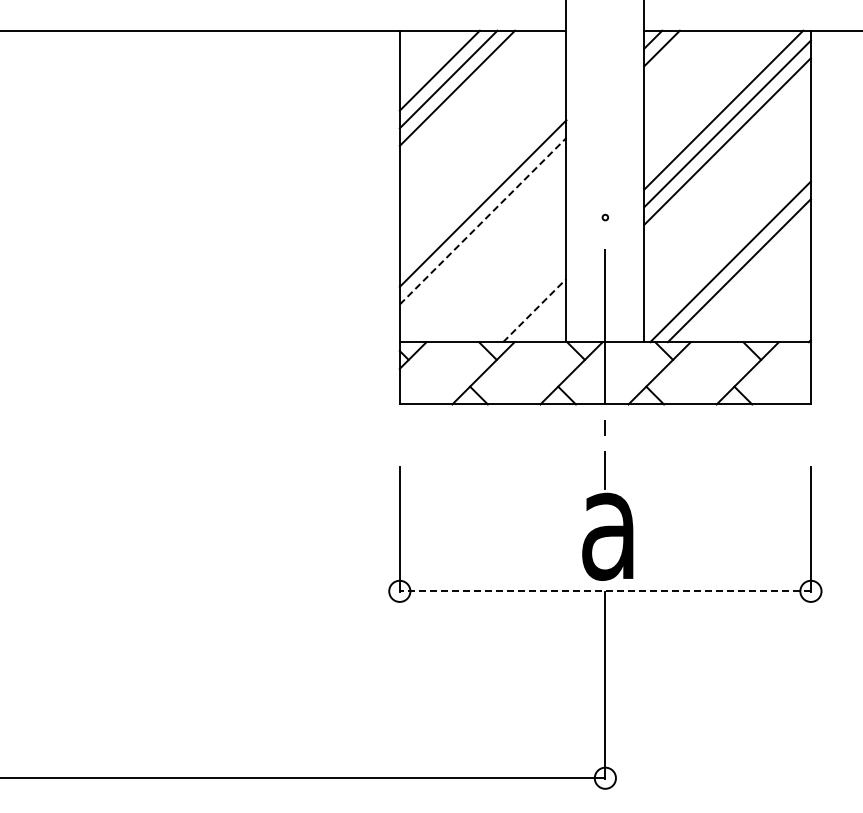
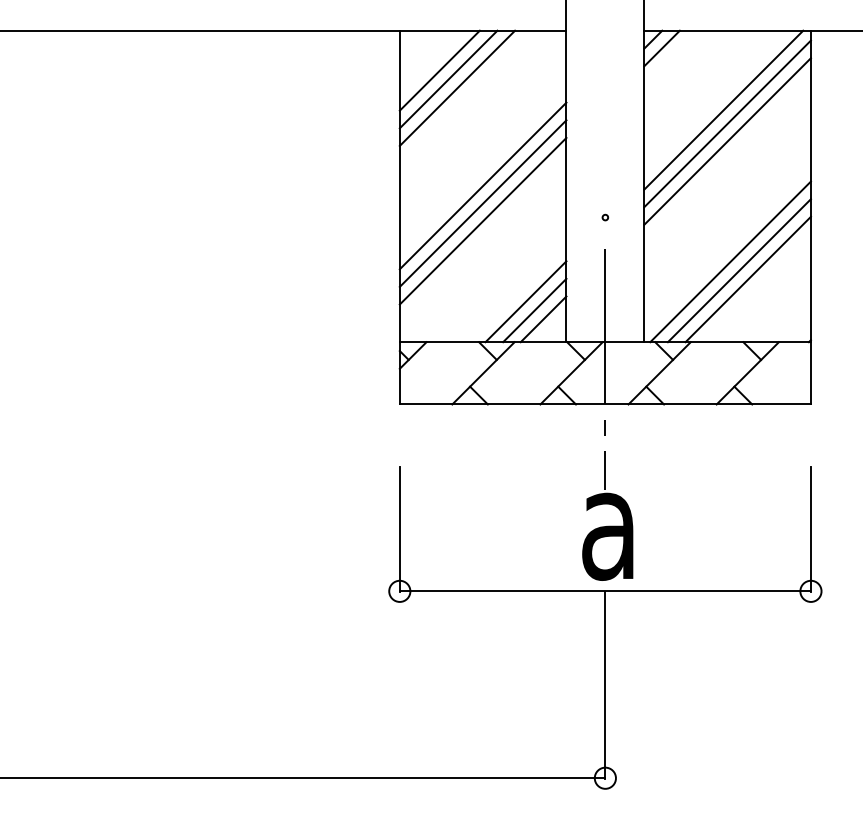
line: none -> present (482, 185)
line: dashed -> solid (483, 221)
line: none -> present (747, 279)
line: none -> present (525, 301)
line: dashed -> solid (534, 310)
line: none -> present (543, 319)
line: dashed -> solid (605, 591)
